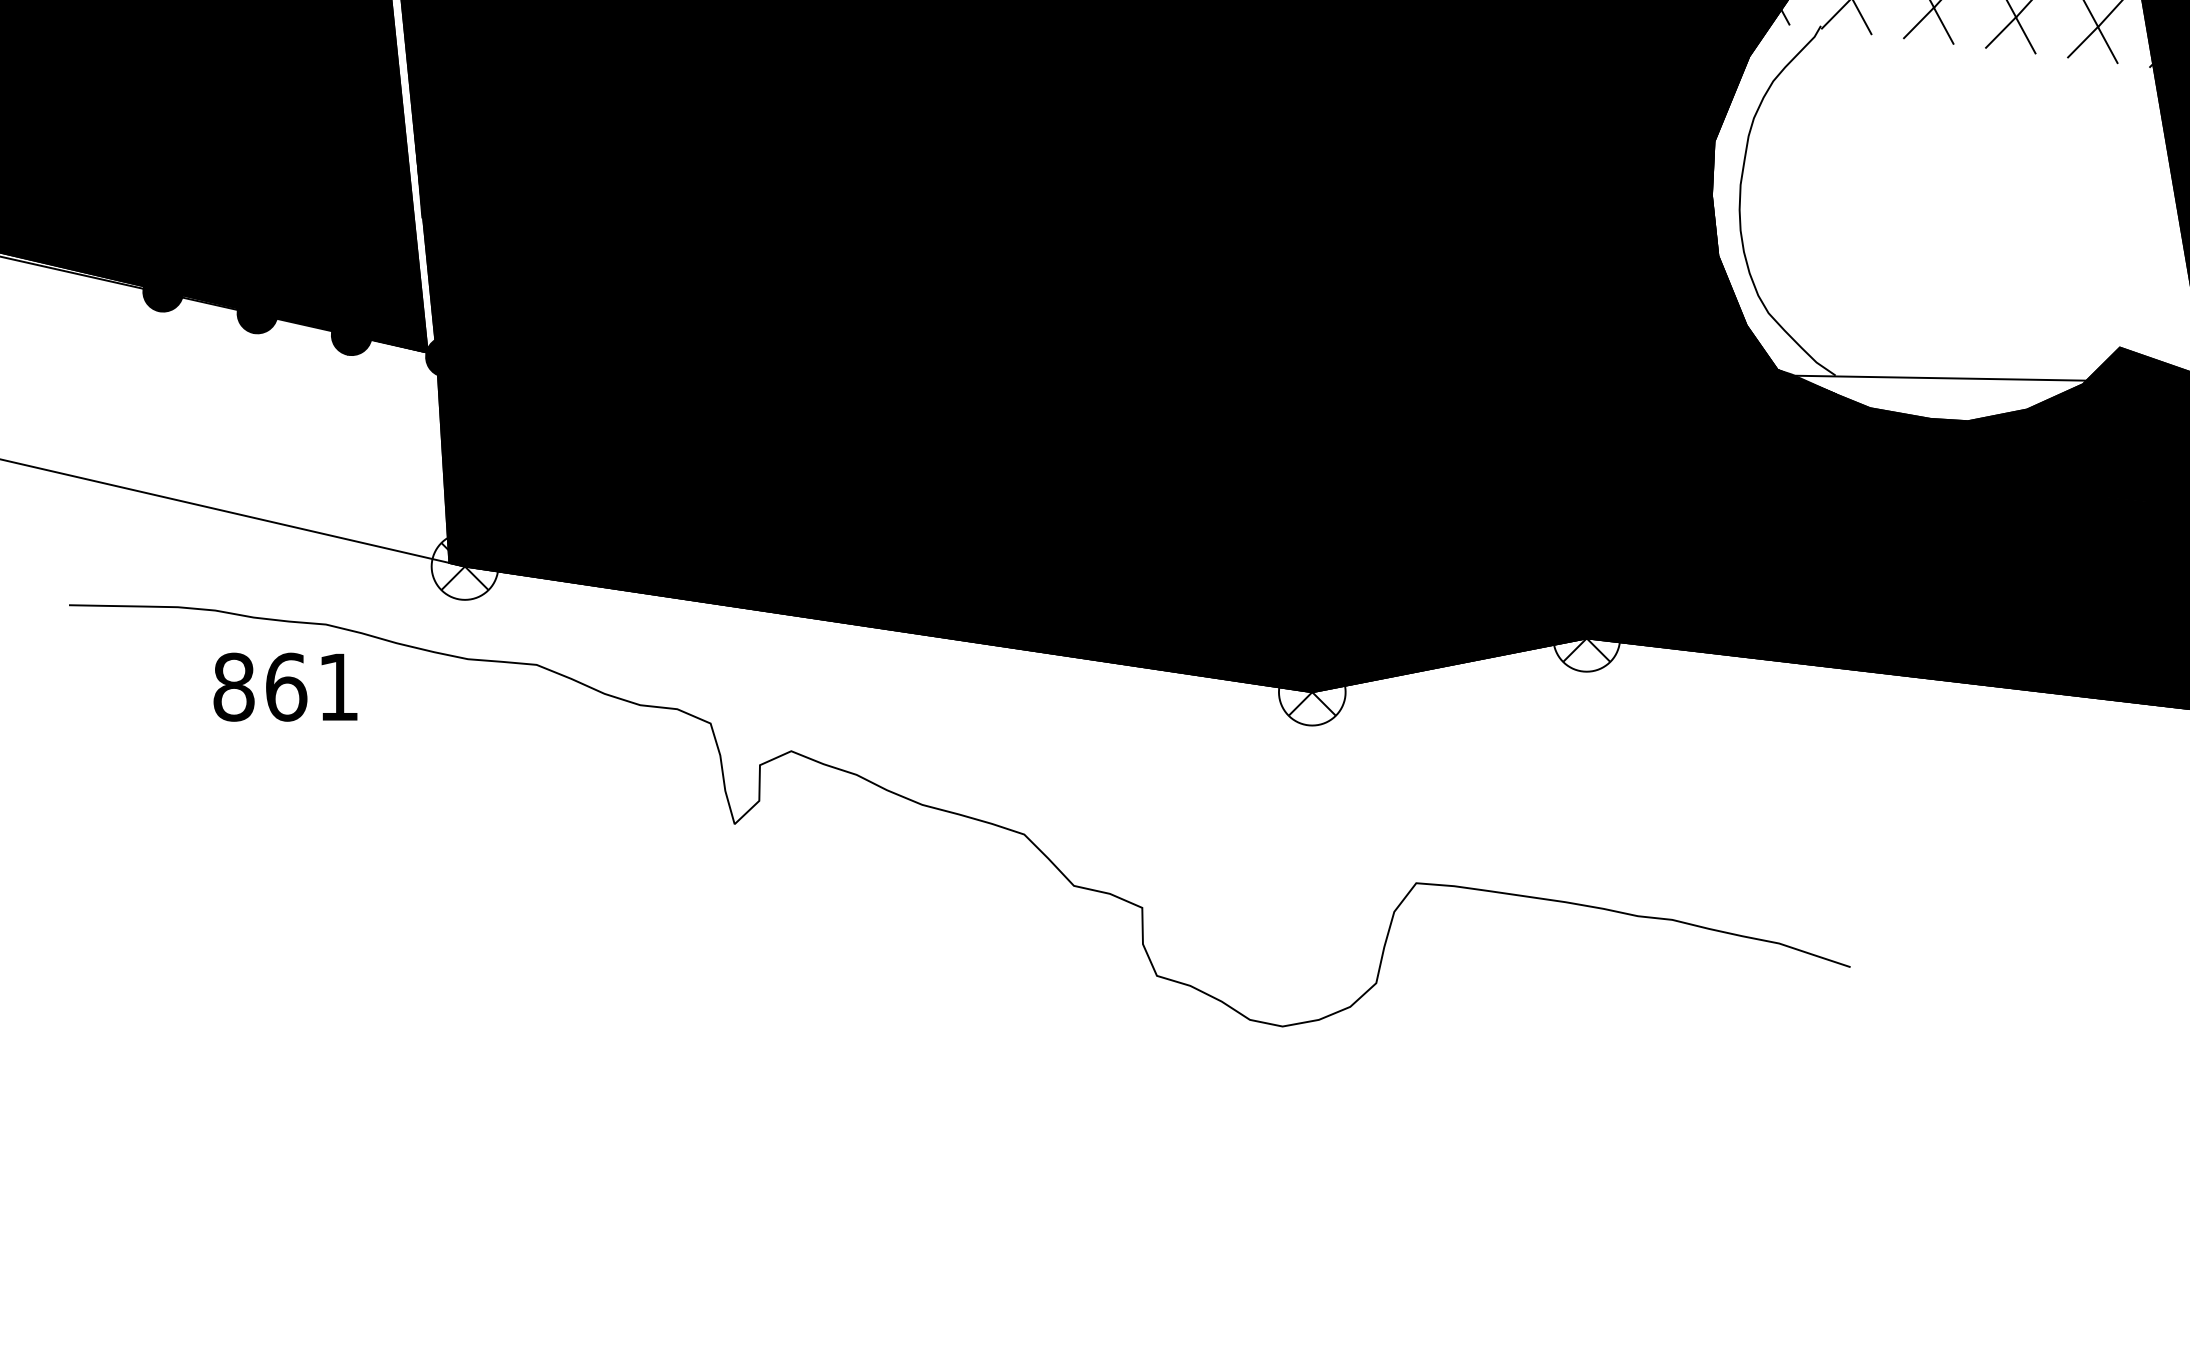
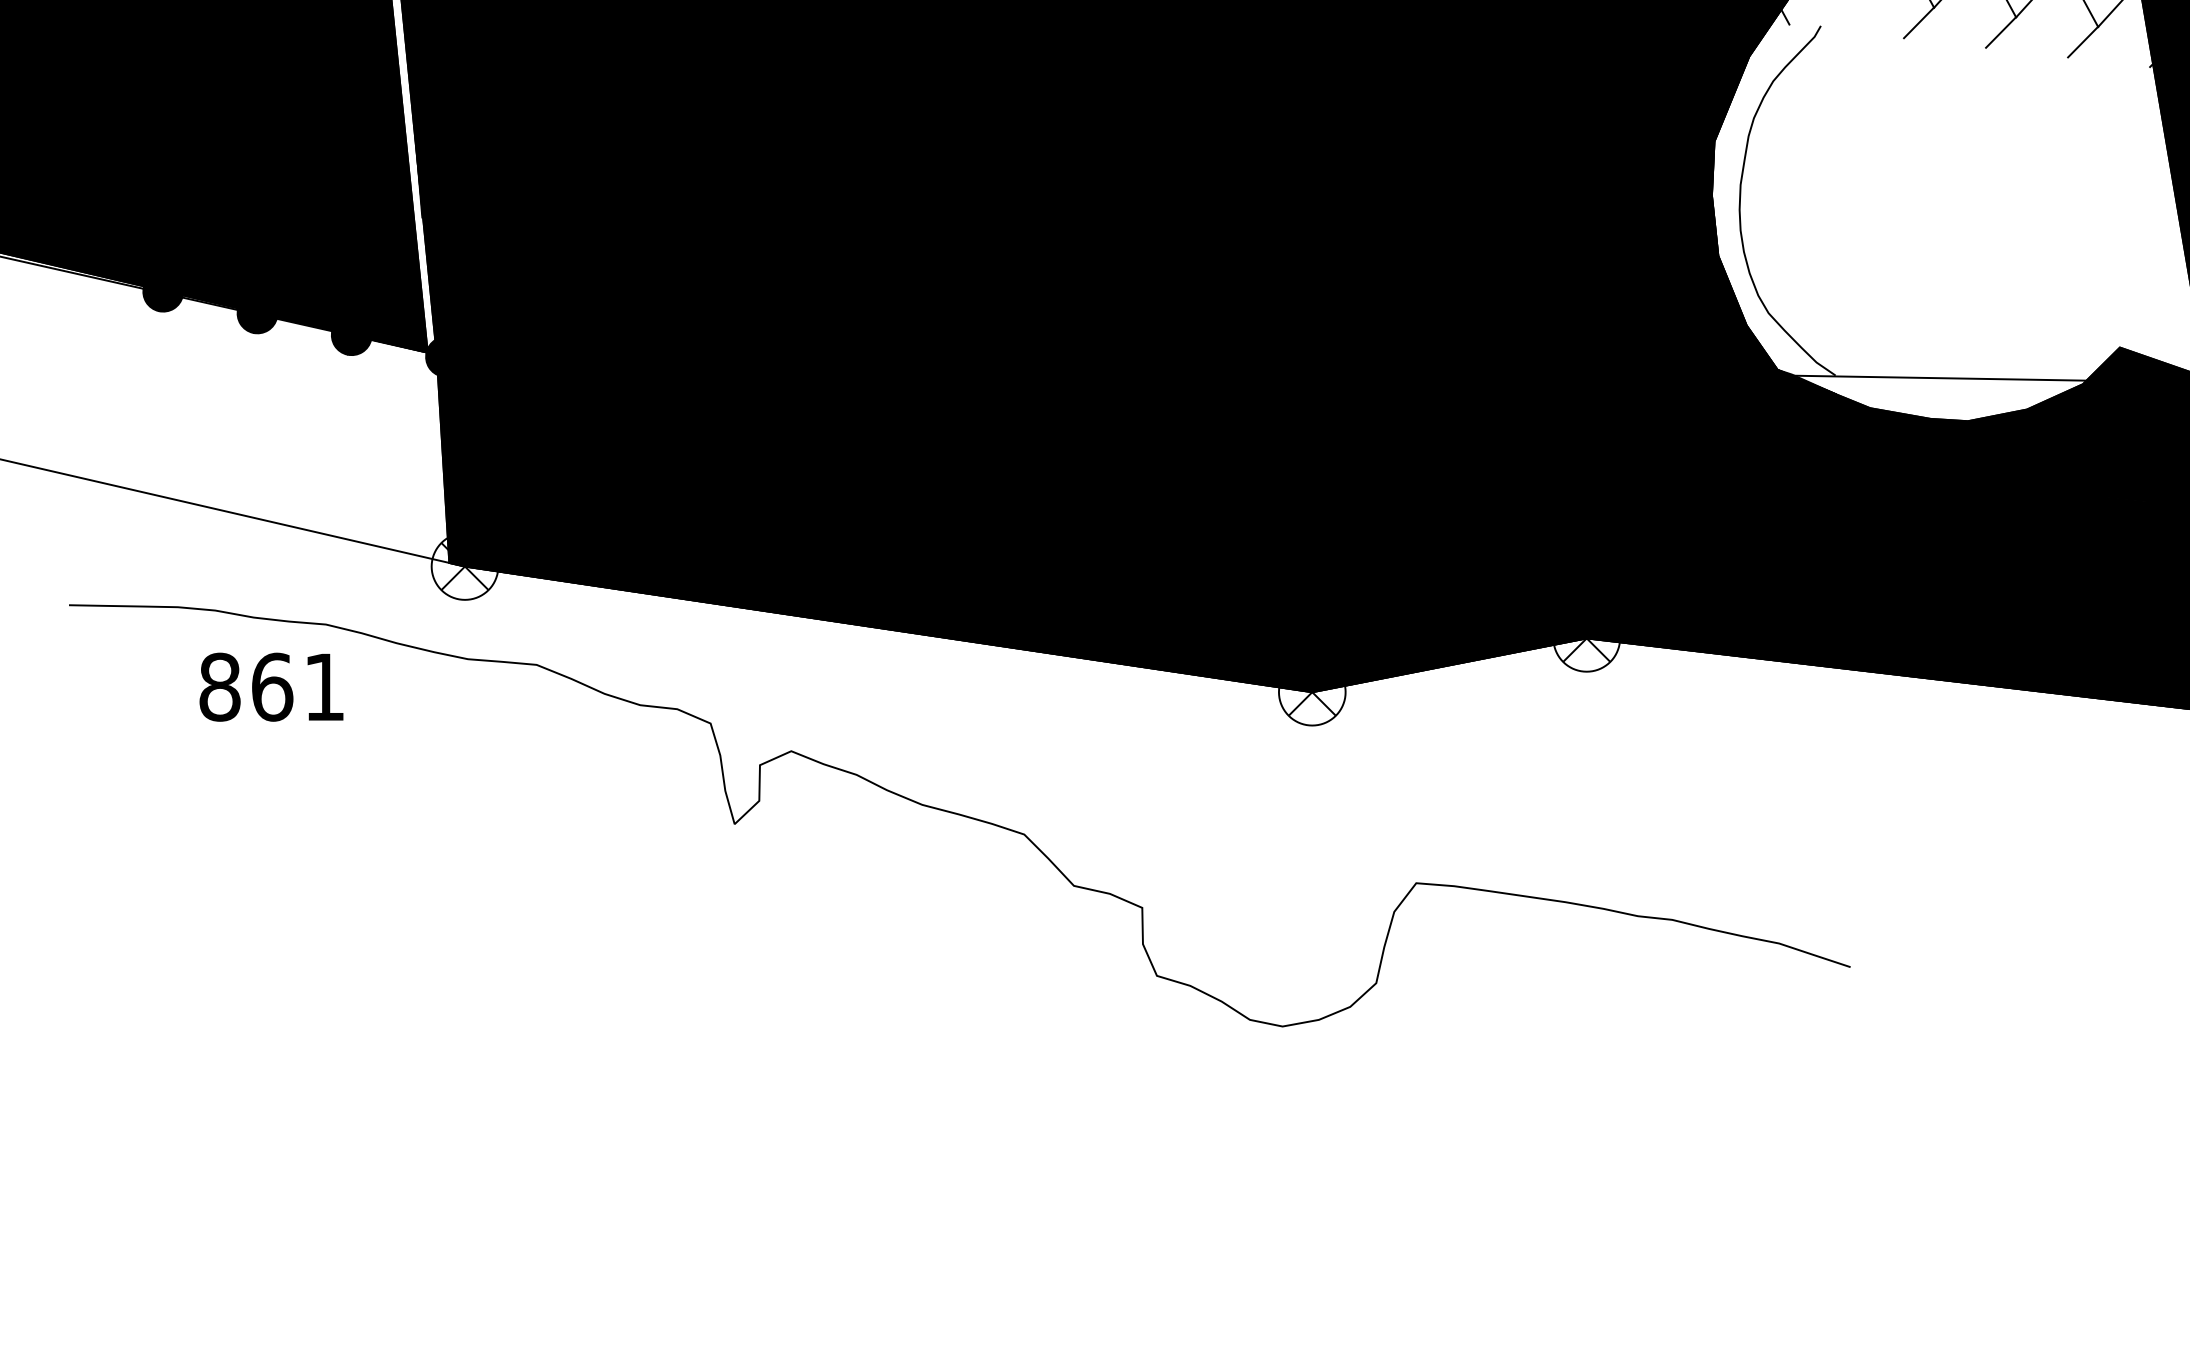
line: present -> none (1834, 15)
line: present -> none (1862, 18)
line: present -> none (1943, 25)
line: present -> none (2025, 35)
line: present -> none (2107, 45)
text position: (285, 686) -> (271, 686) (271, 686)
